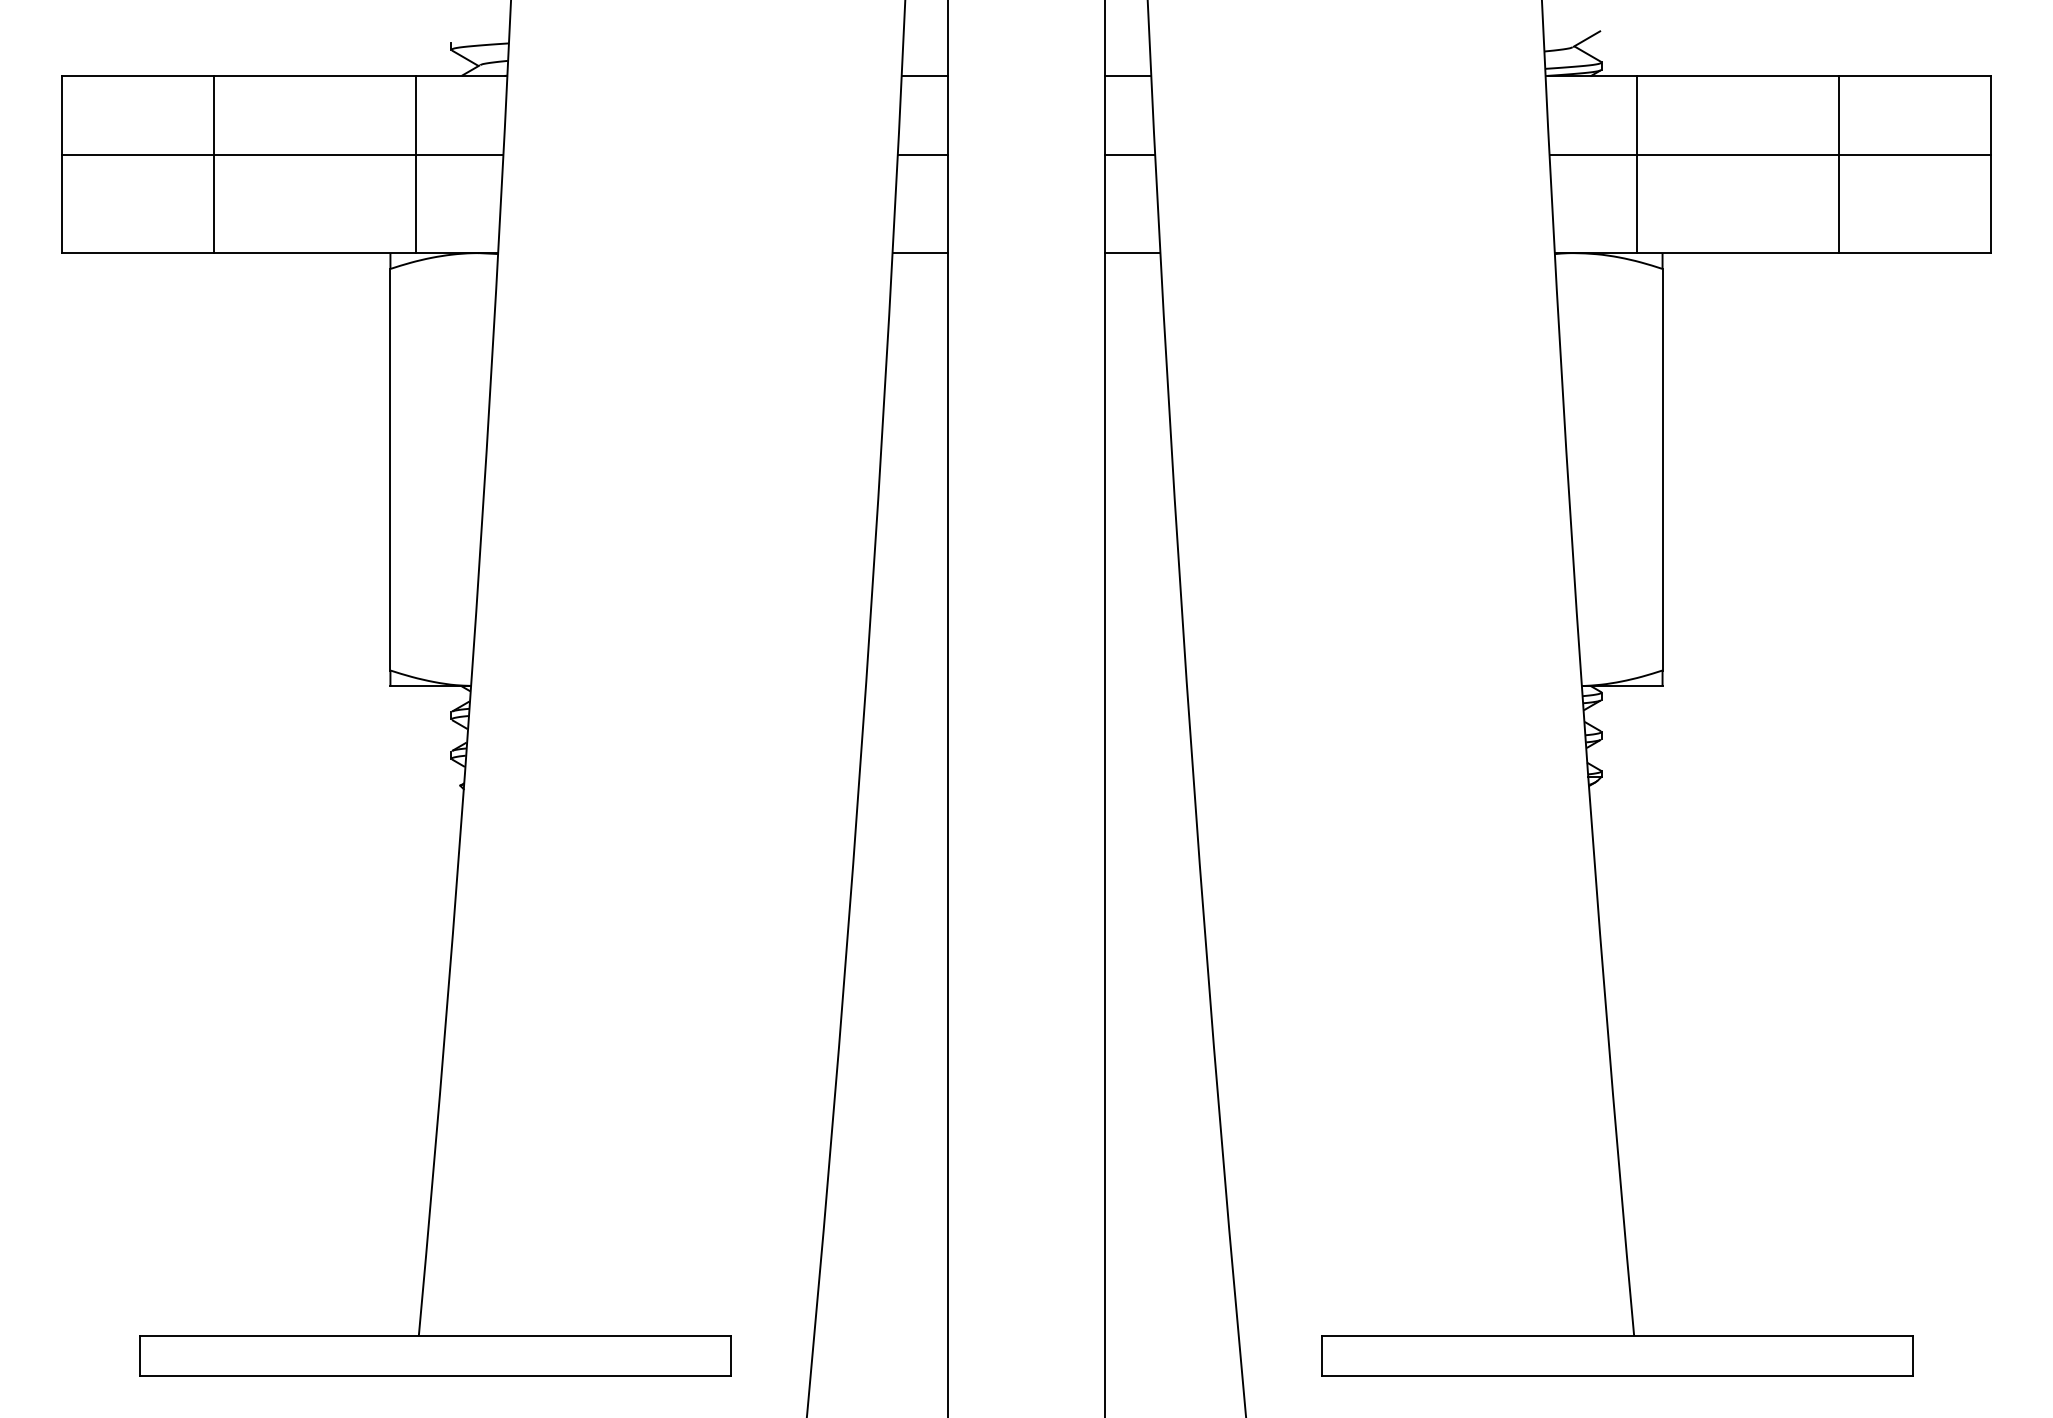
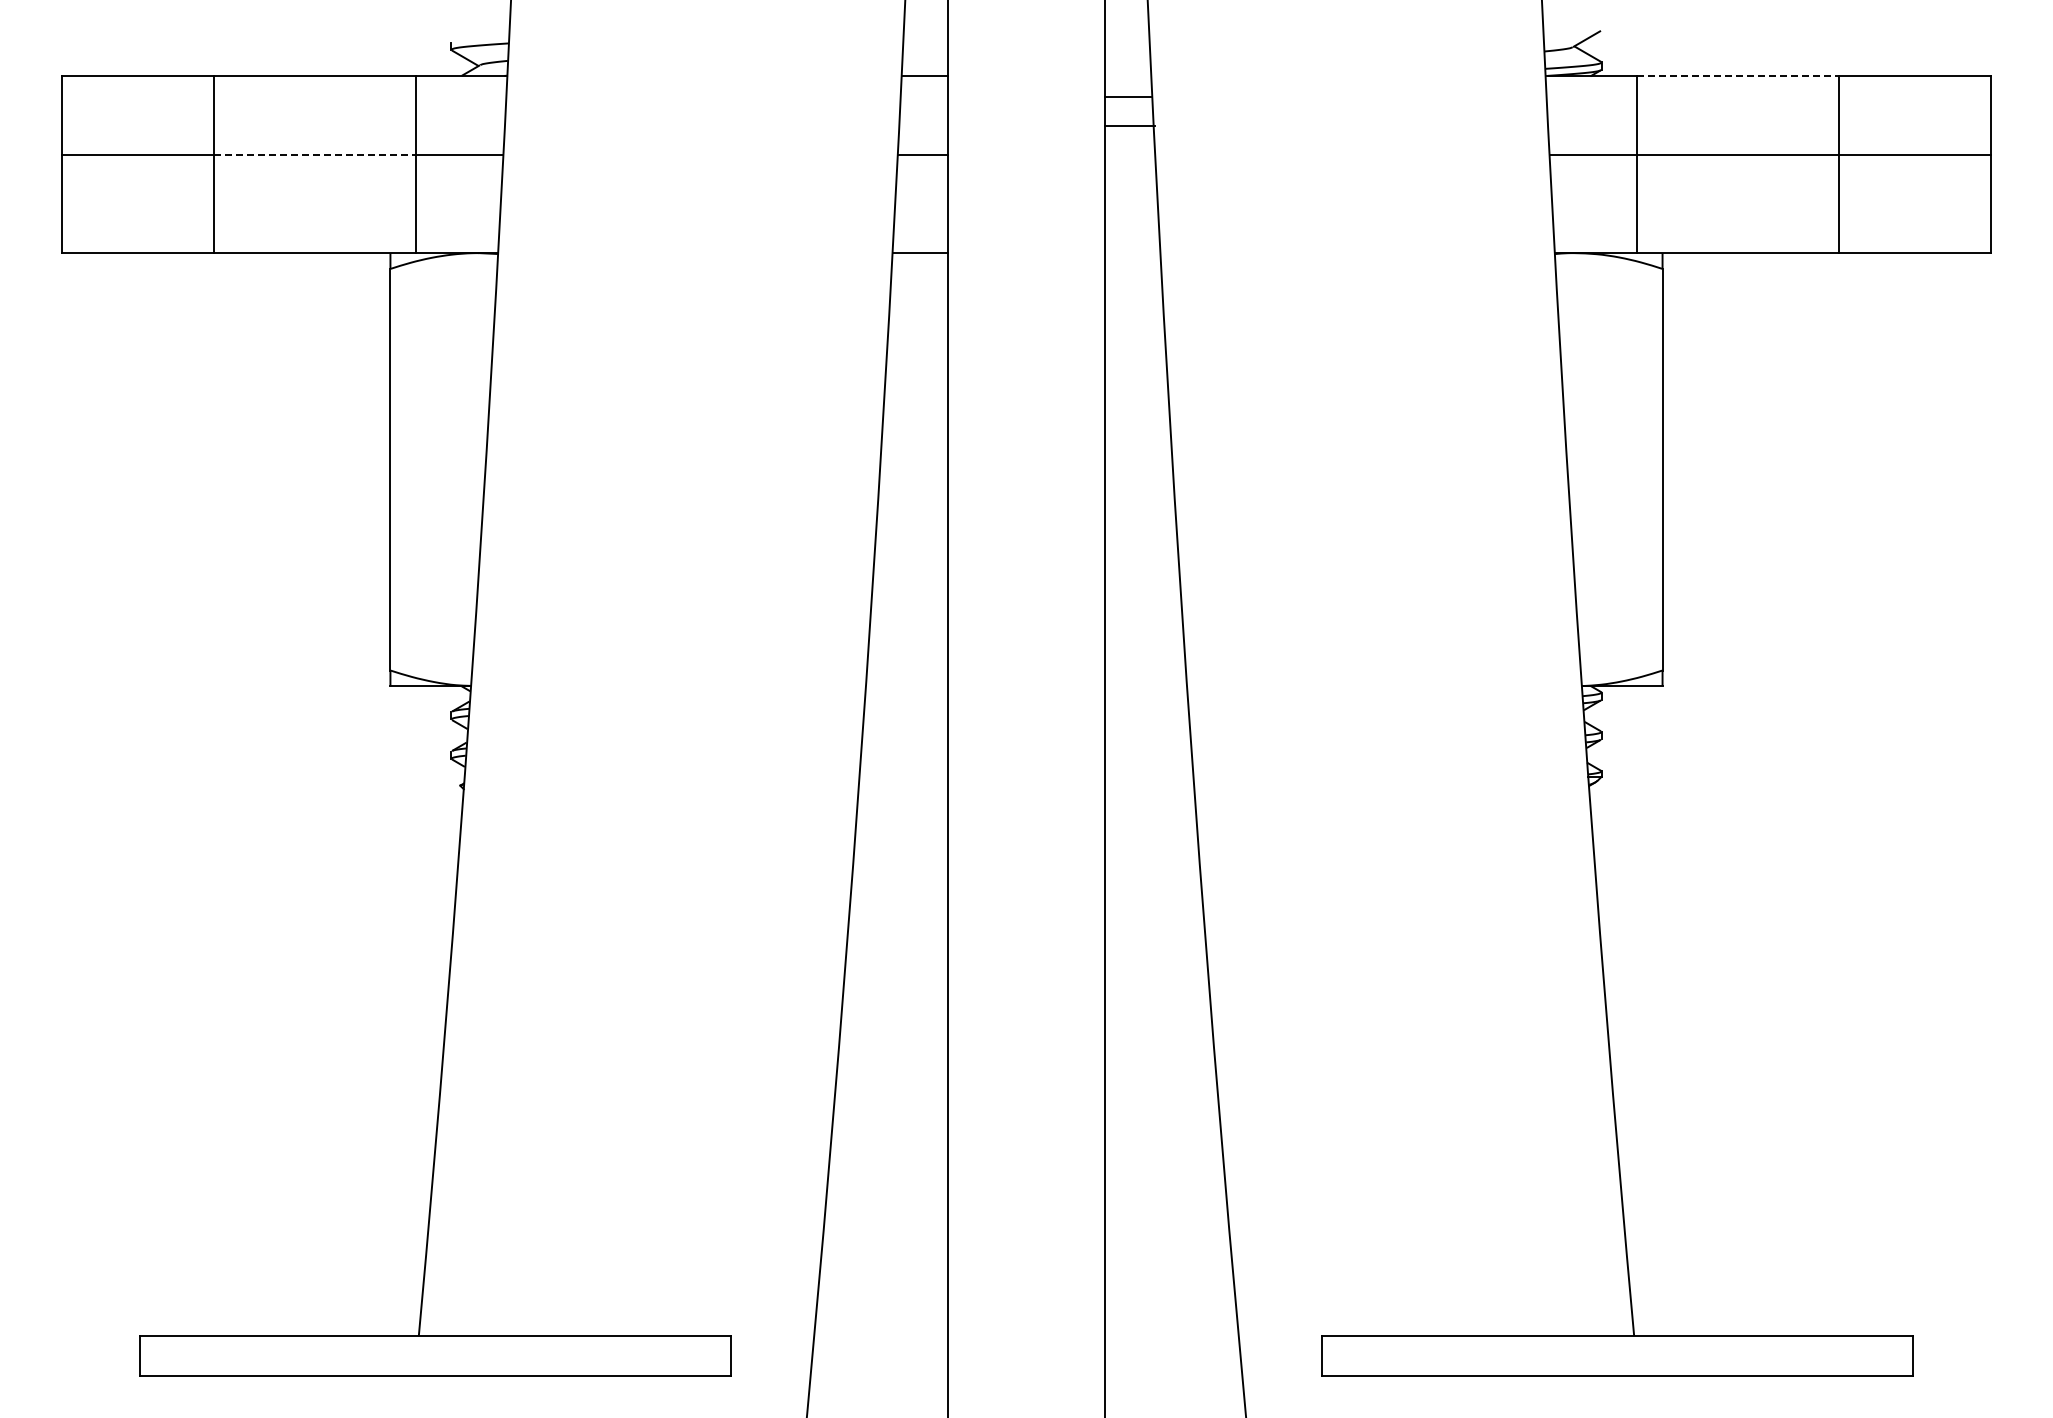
line position: (1128, 75) -> (1128, 96) (1128, 96)
line: solid -> dashed (1738, 75)
line: solid -> dashed (315, 154)
line position: (1130, 154) -> (1130, 125) (1130, 125)
line: present -> none (1132, 253)
